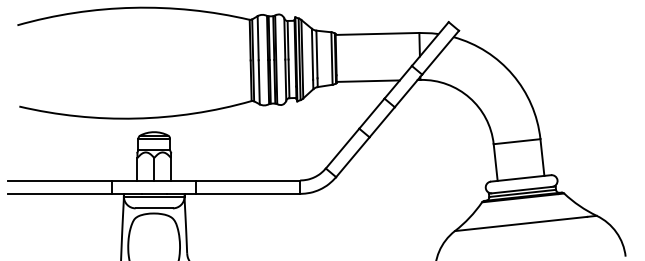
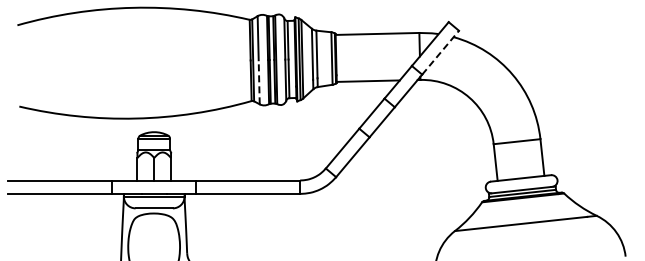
line: solid -> dashed (440, 52)
line: solid -> dashed (259, 81)
